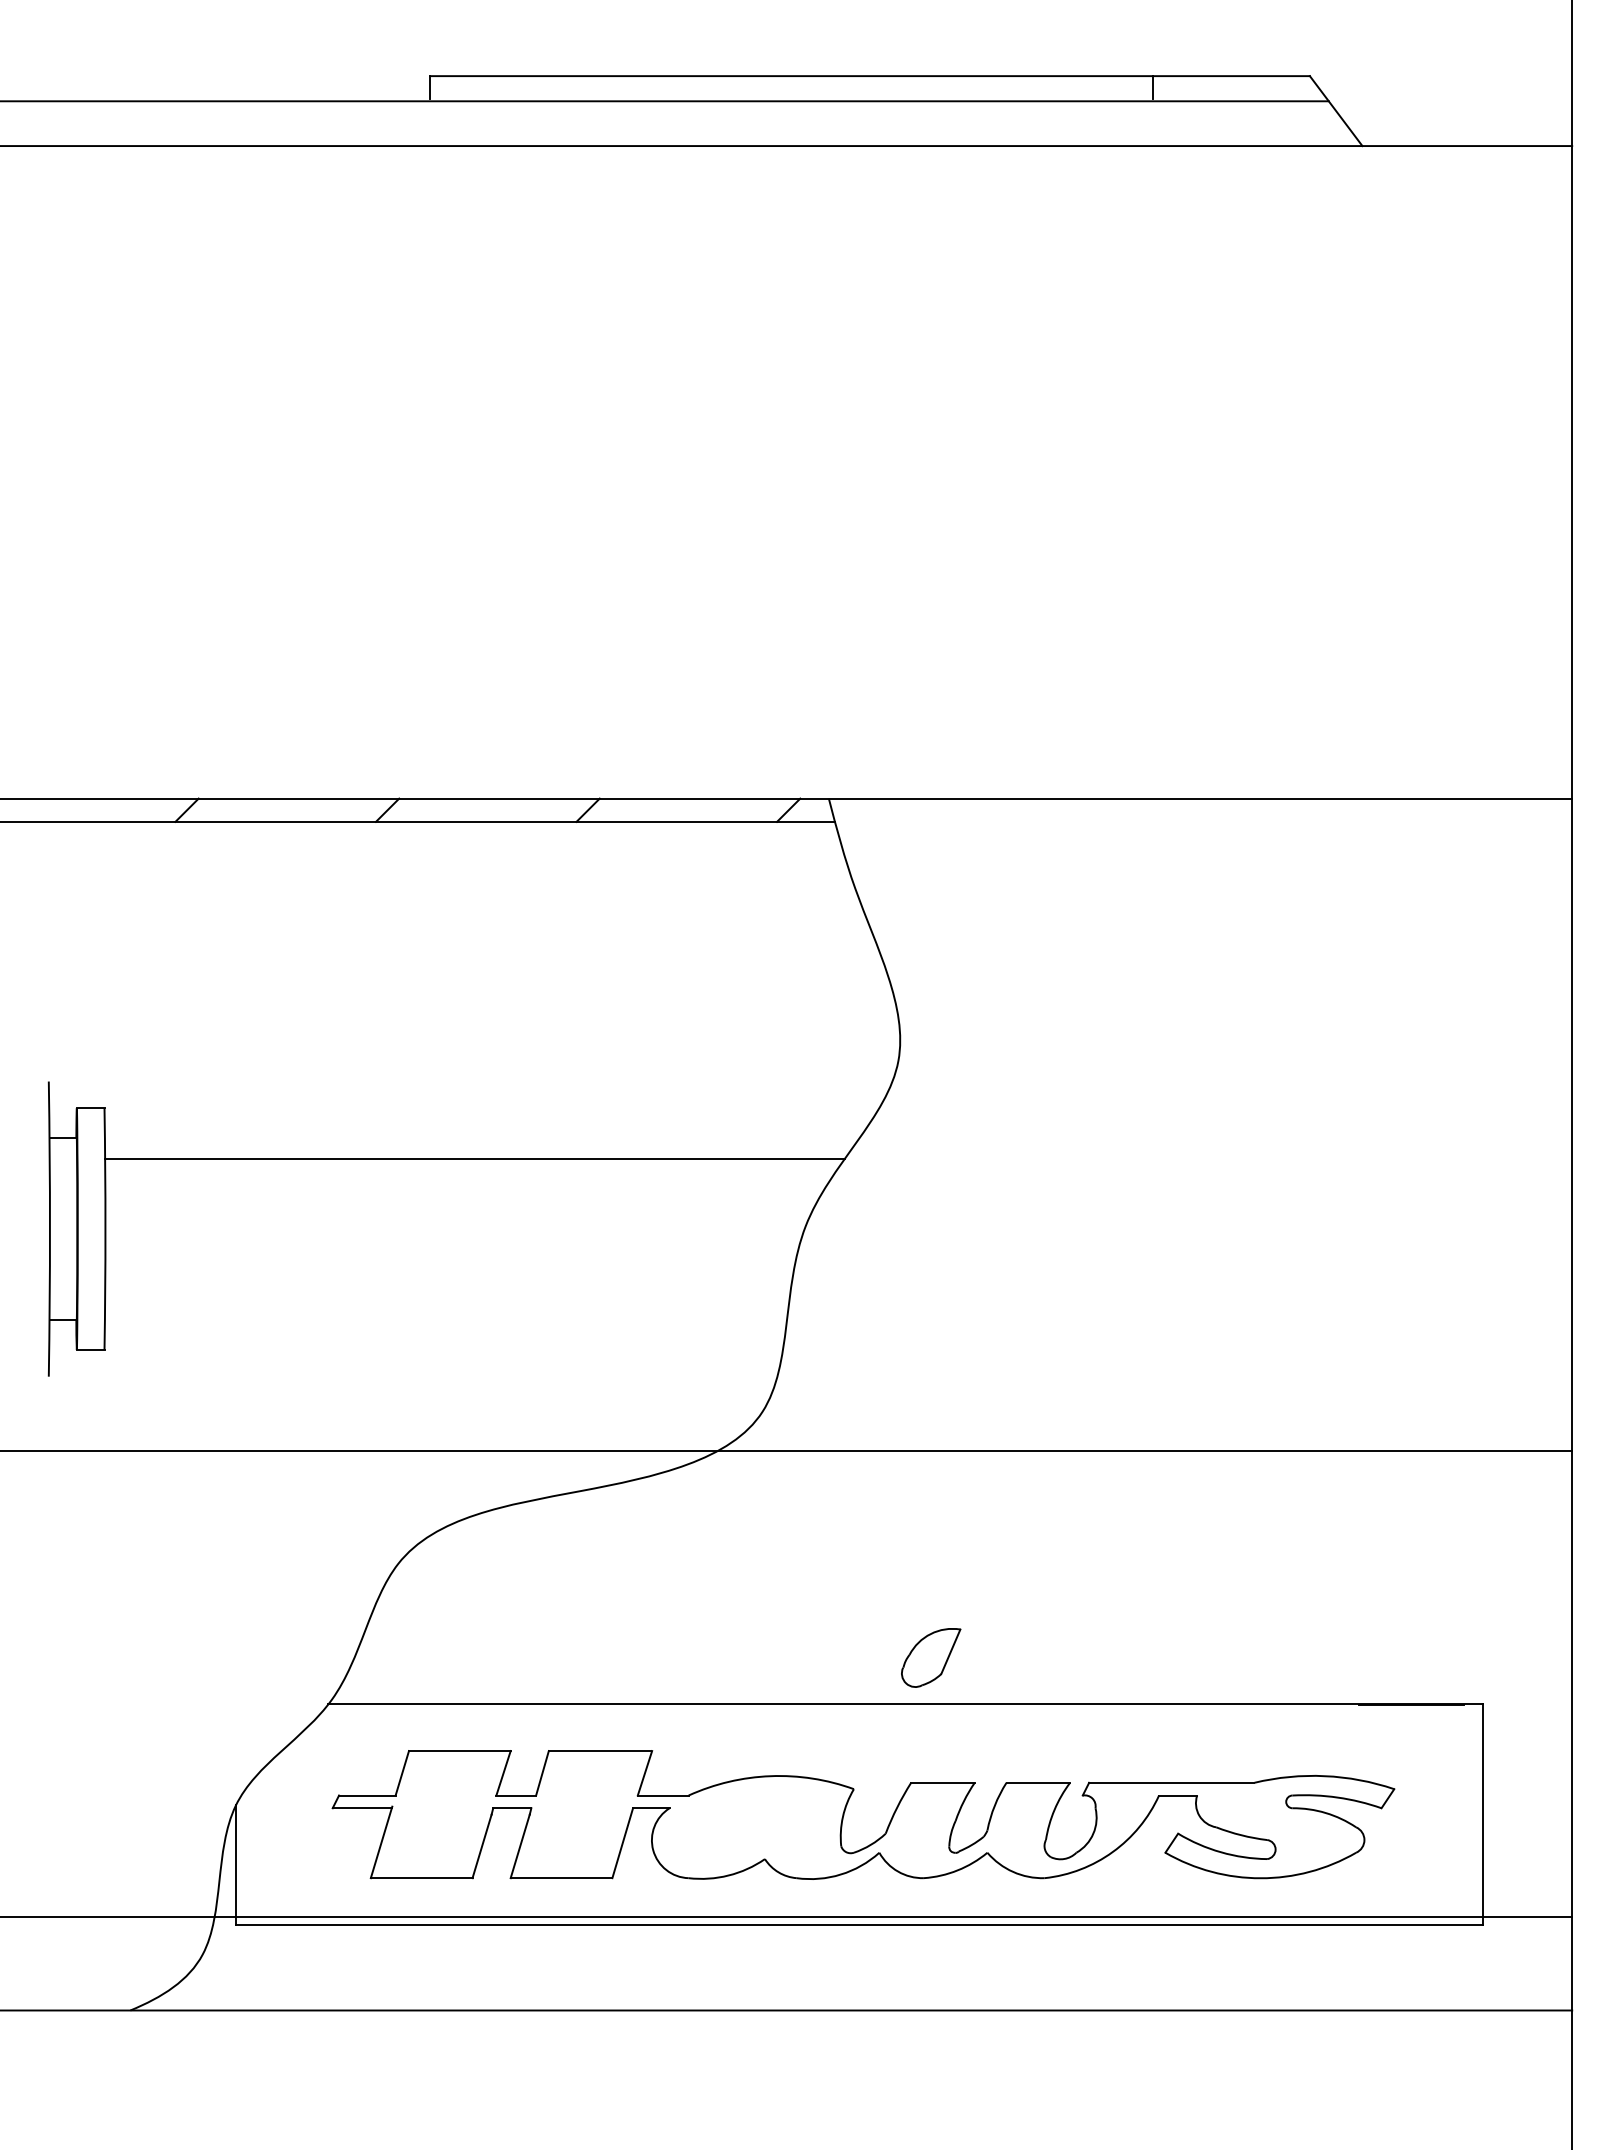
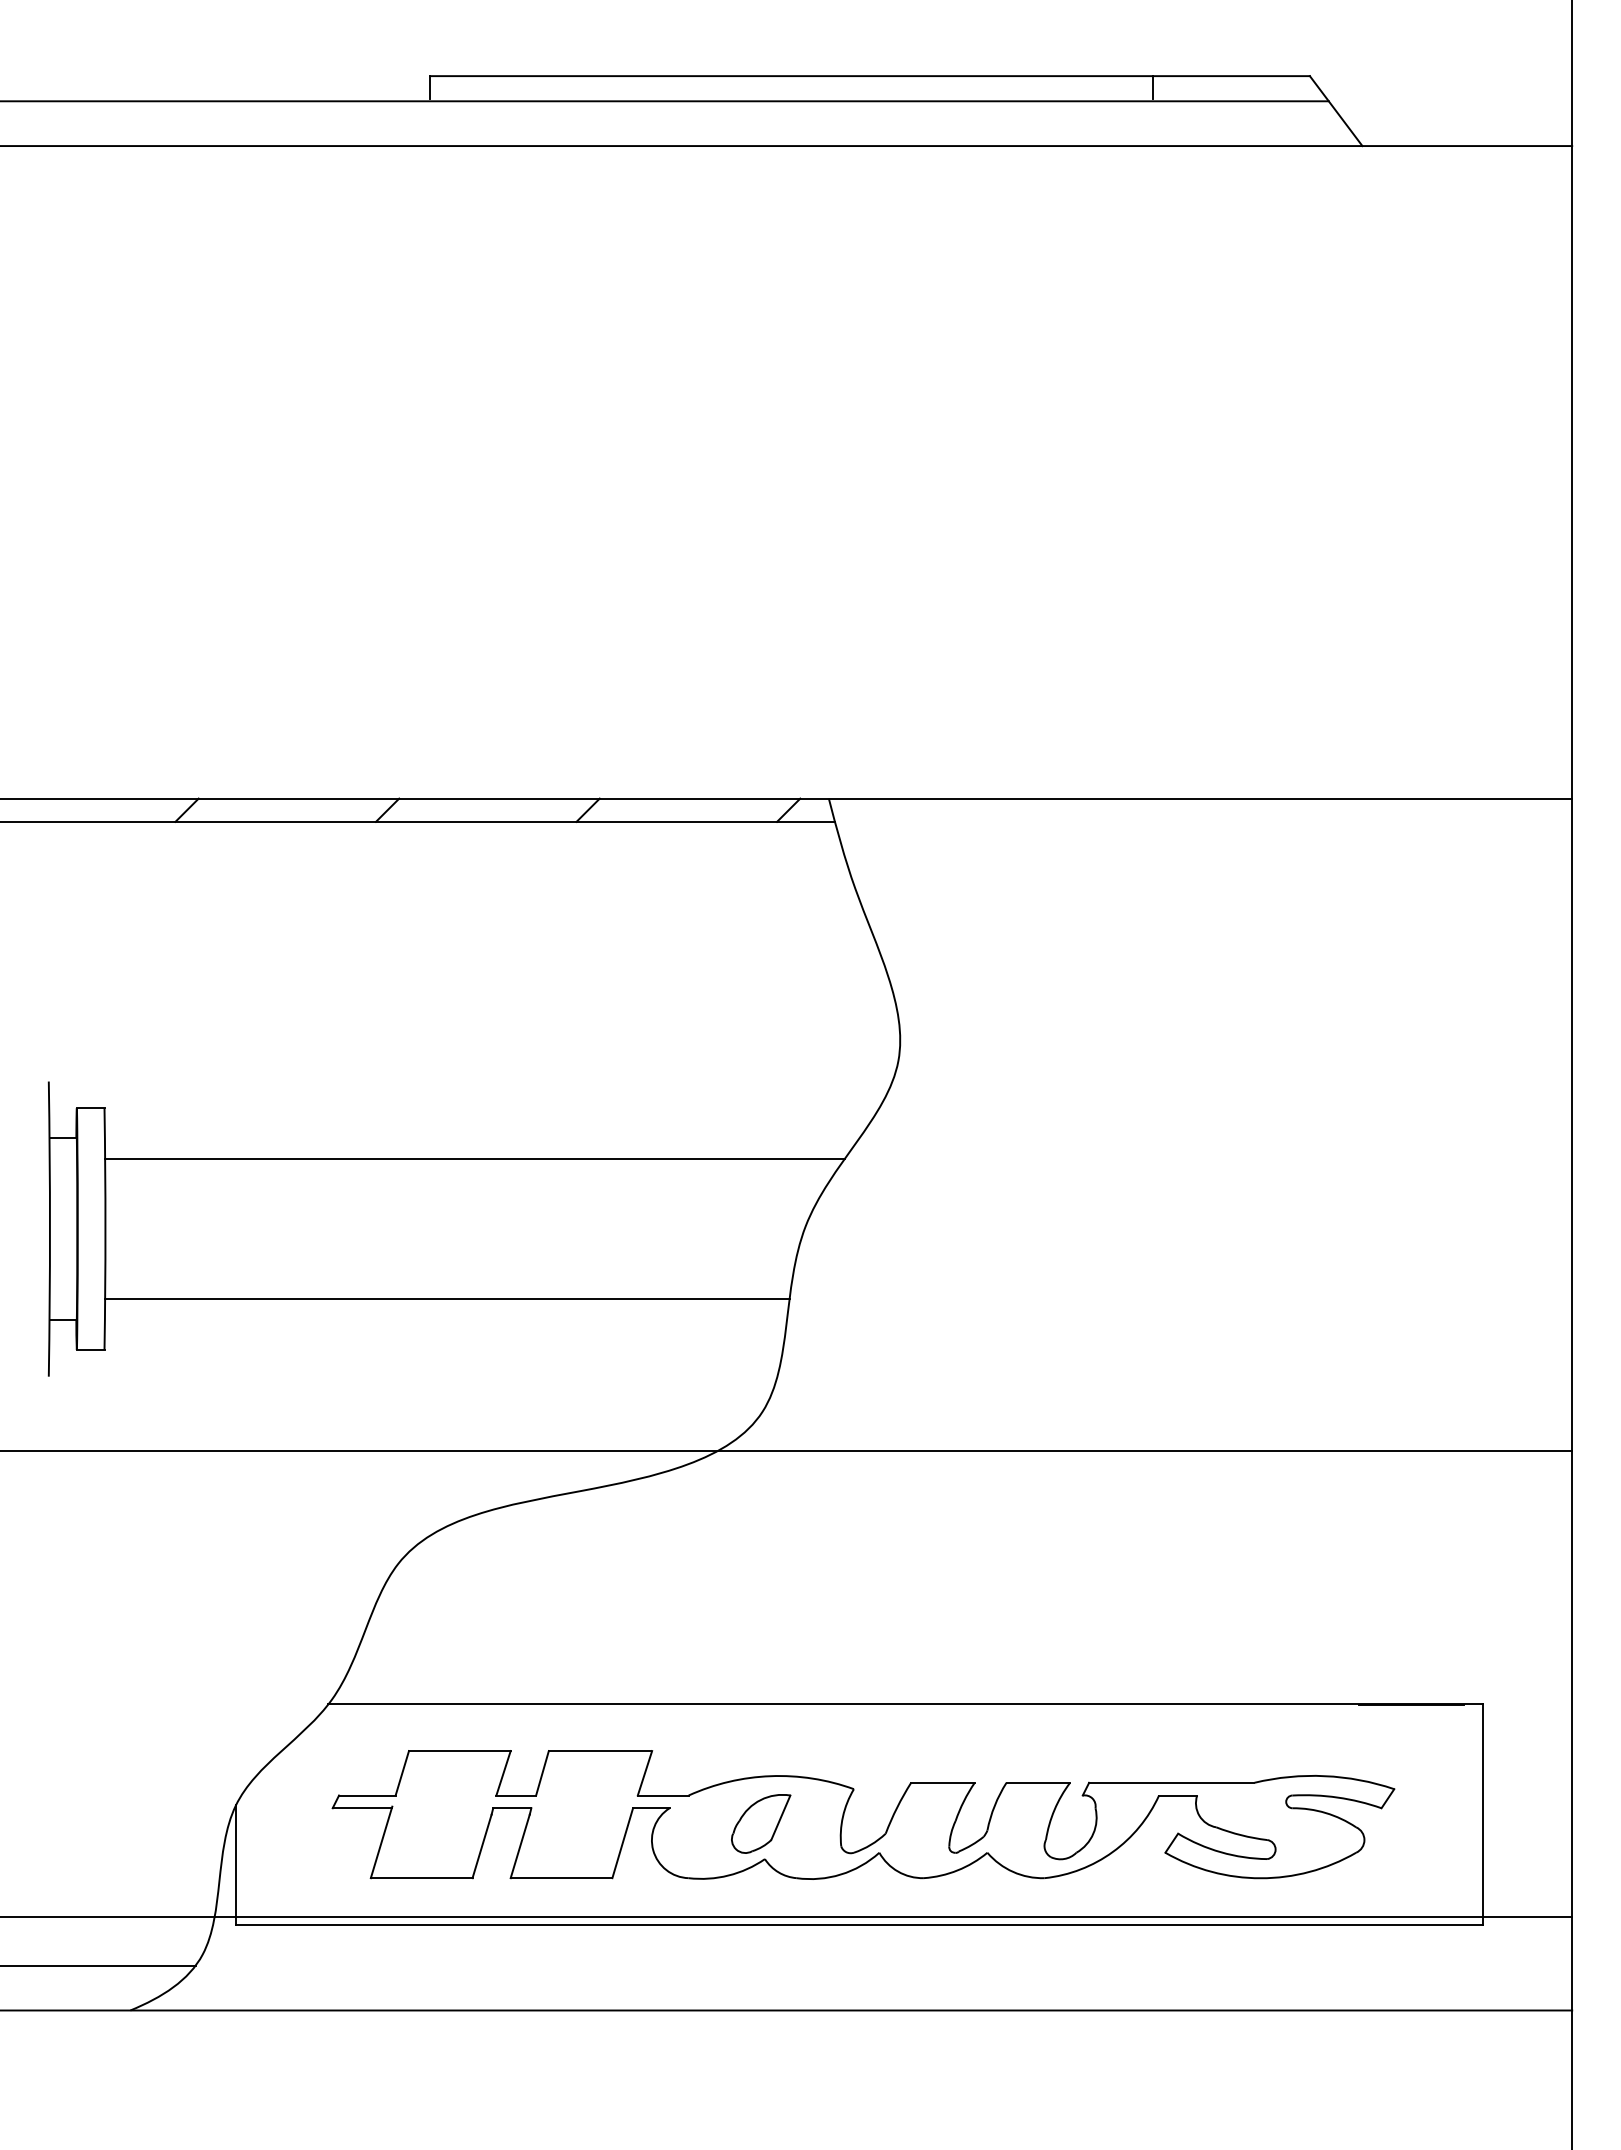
line: none -> present (447, 1299)
part position: (931, 1657) -> (761, 1823) (761, 1823)
line: none -> present (98, 1965)
